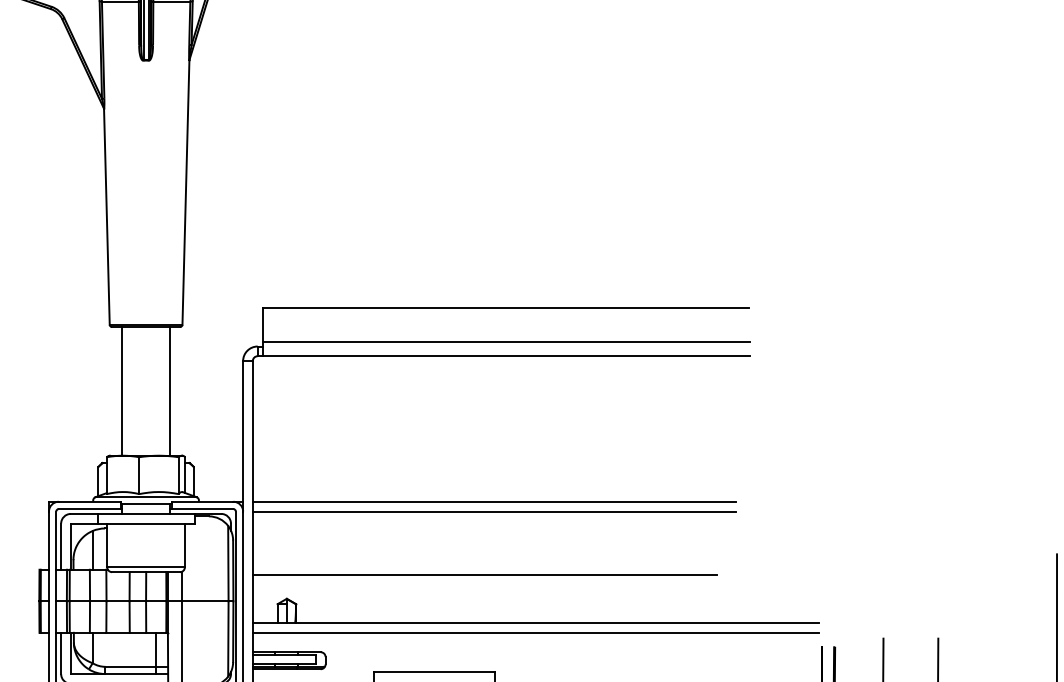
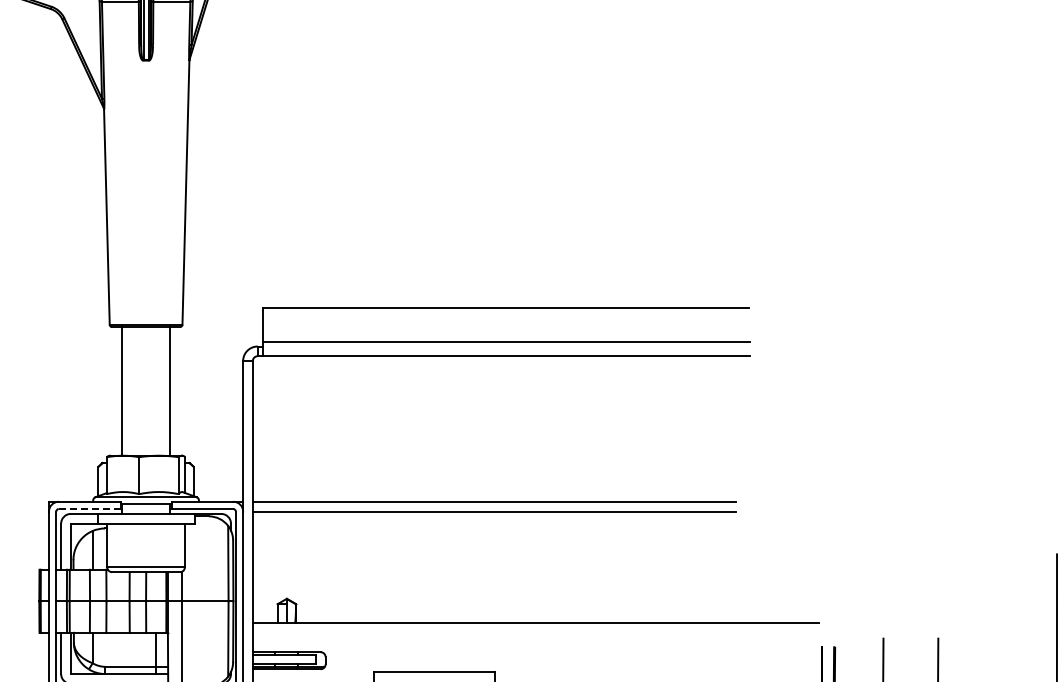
line: solid -> dashed (89, 509)
line: present -> none (484, 574)
line: present -> none (535, 632)
